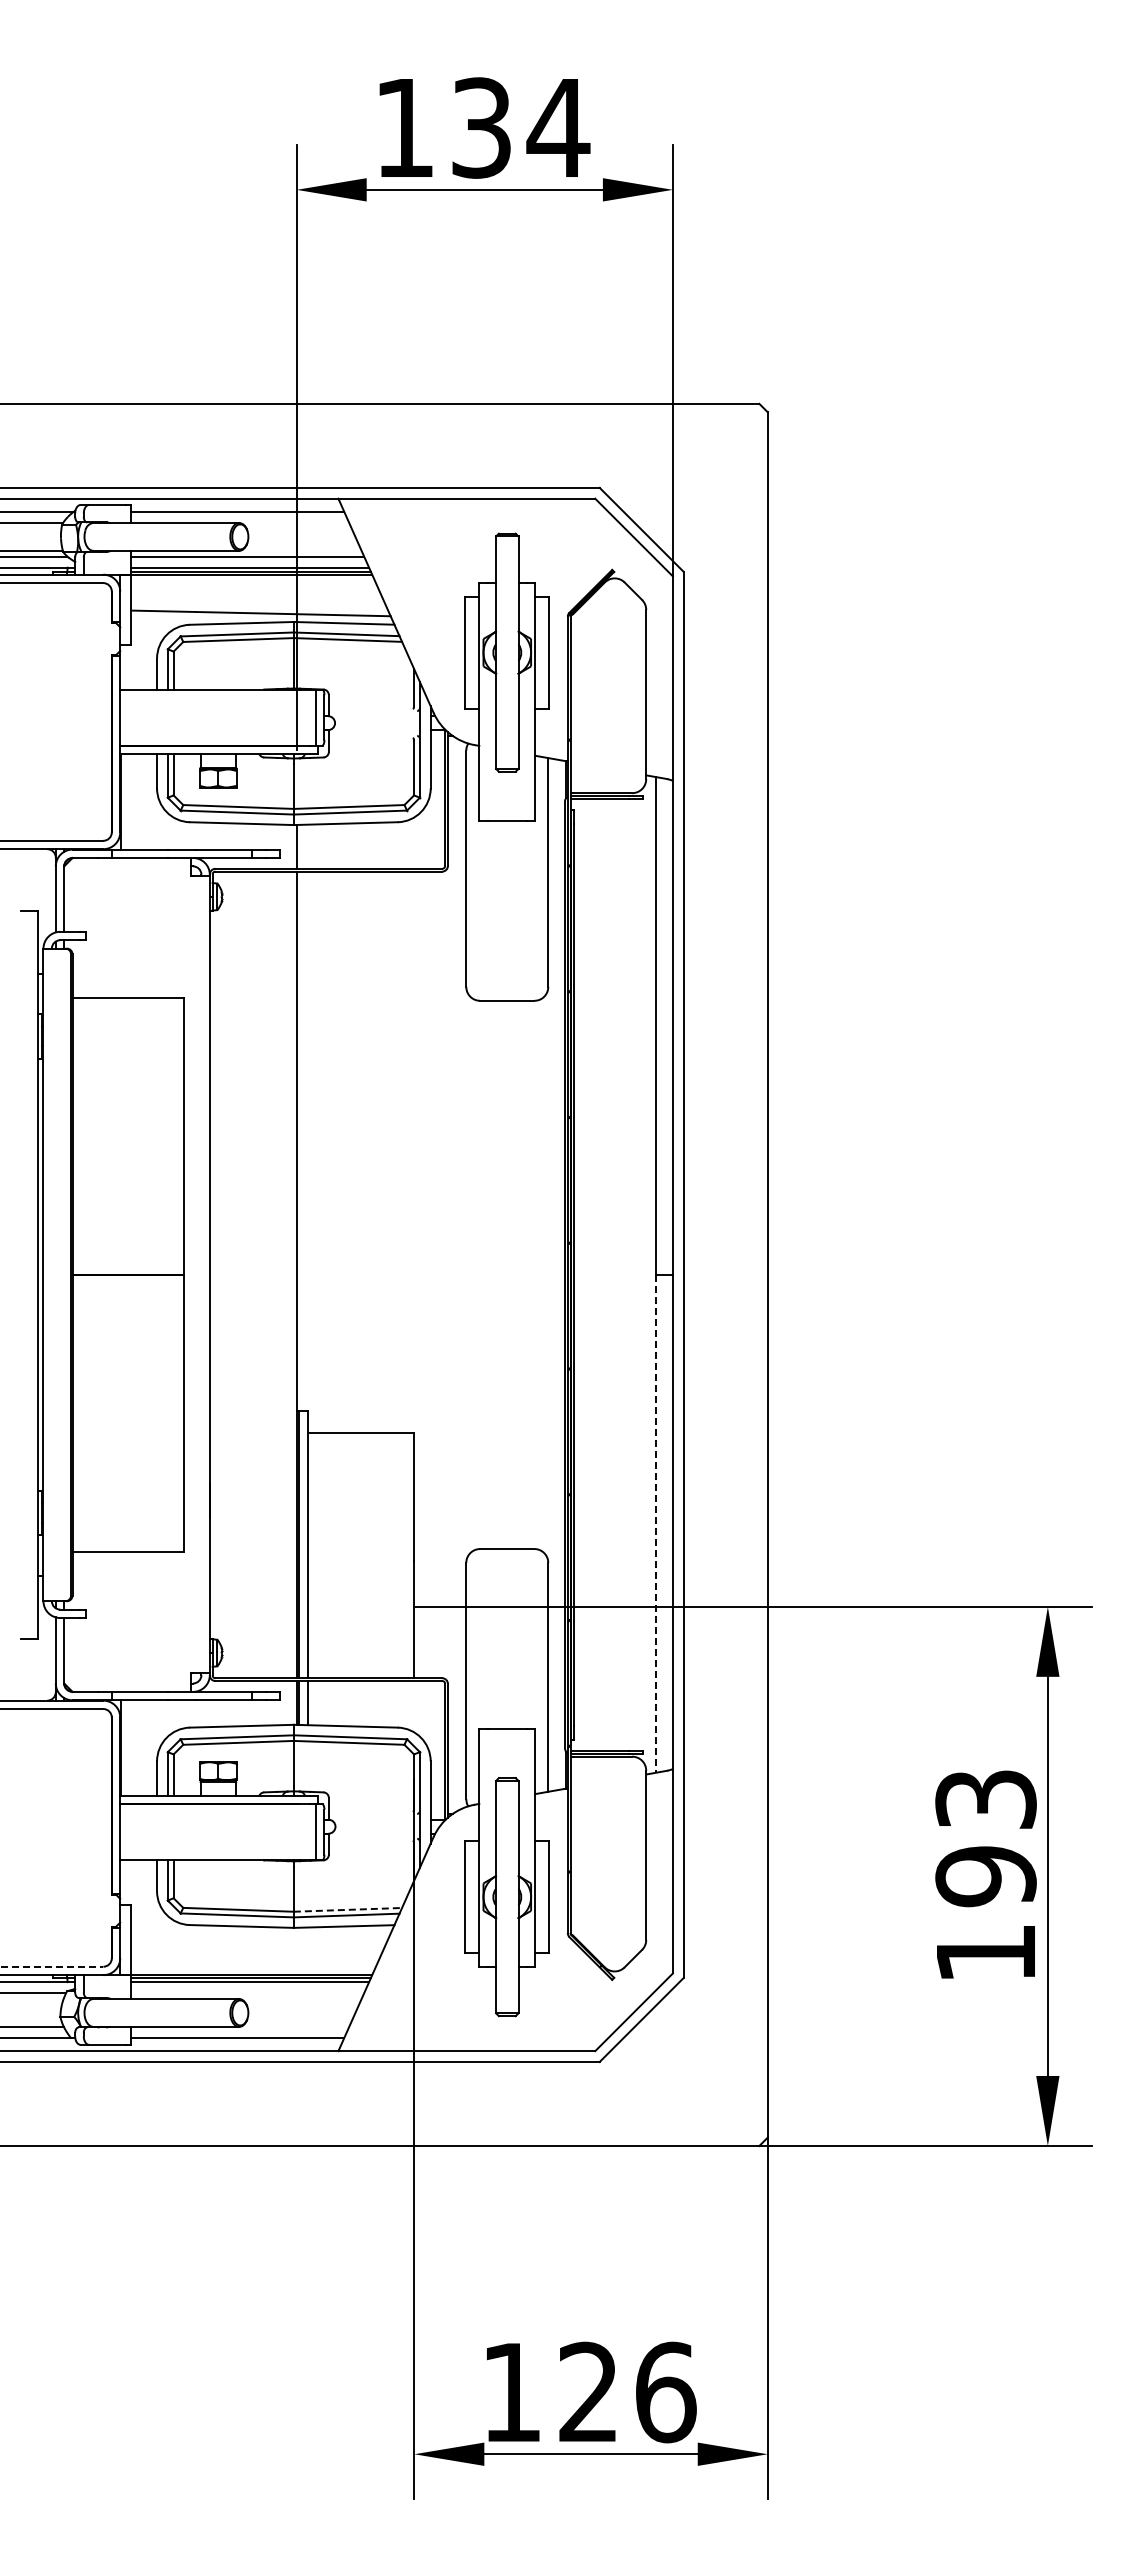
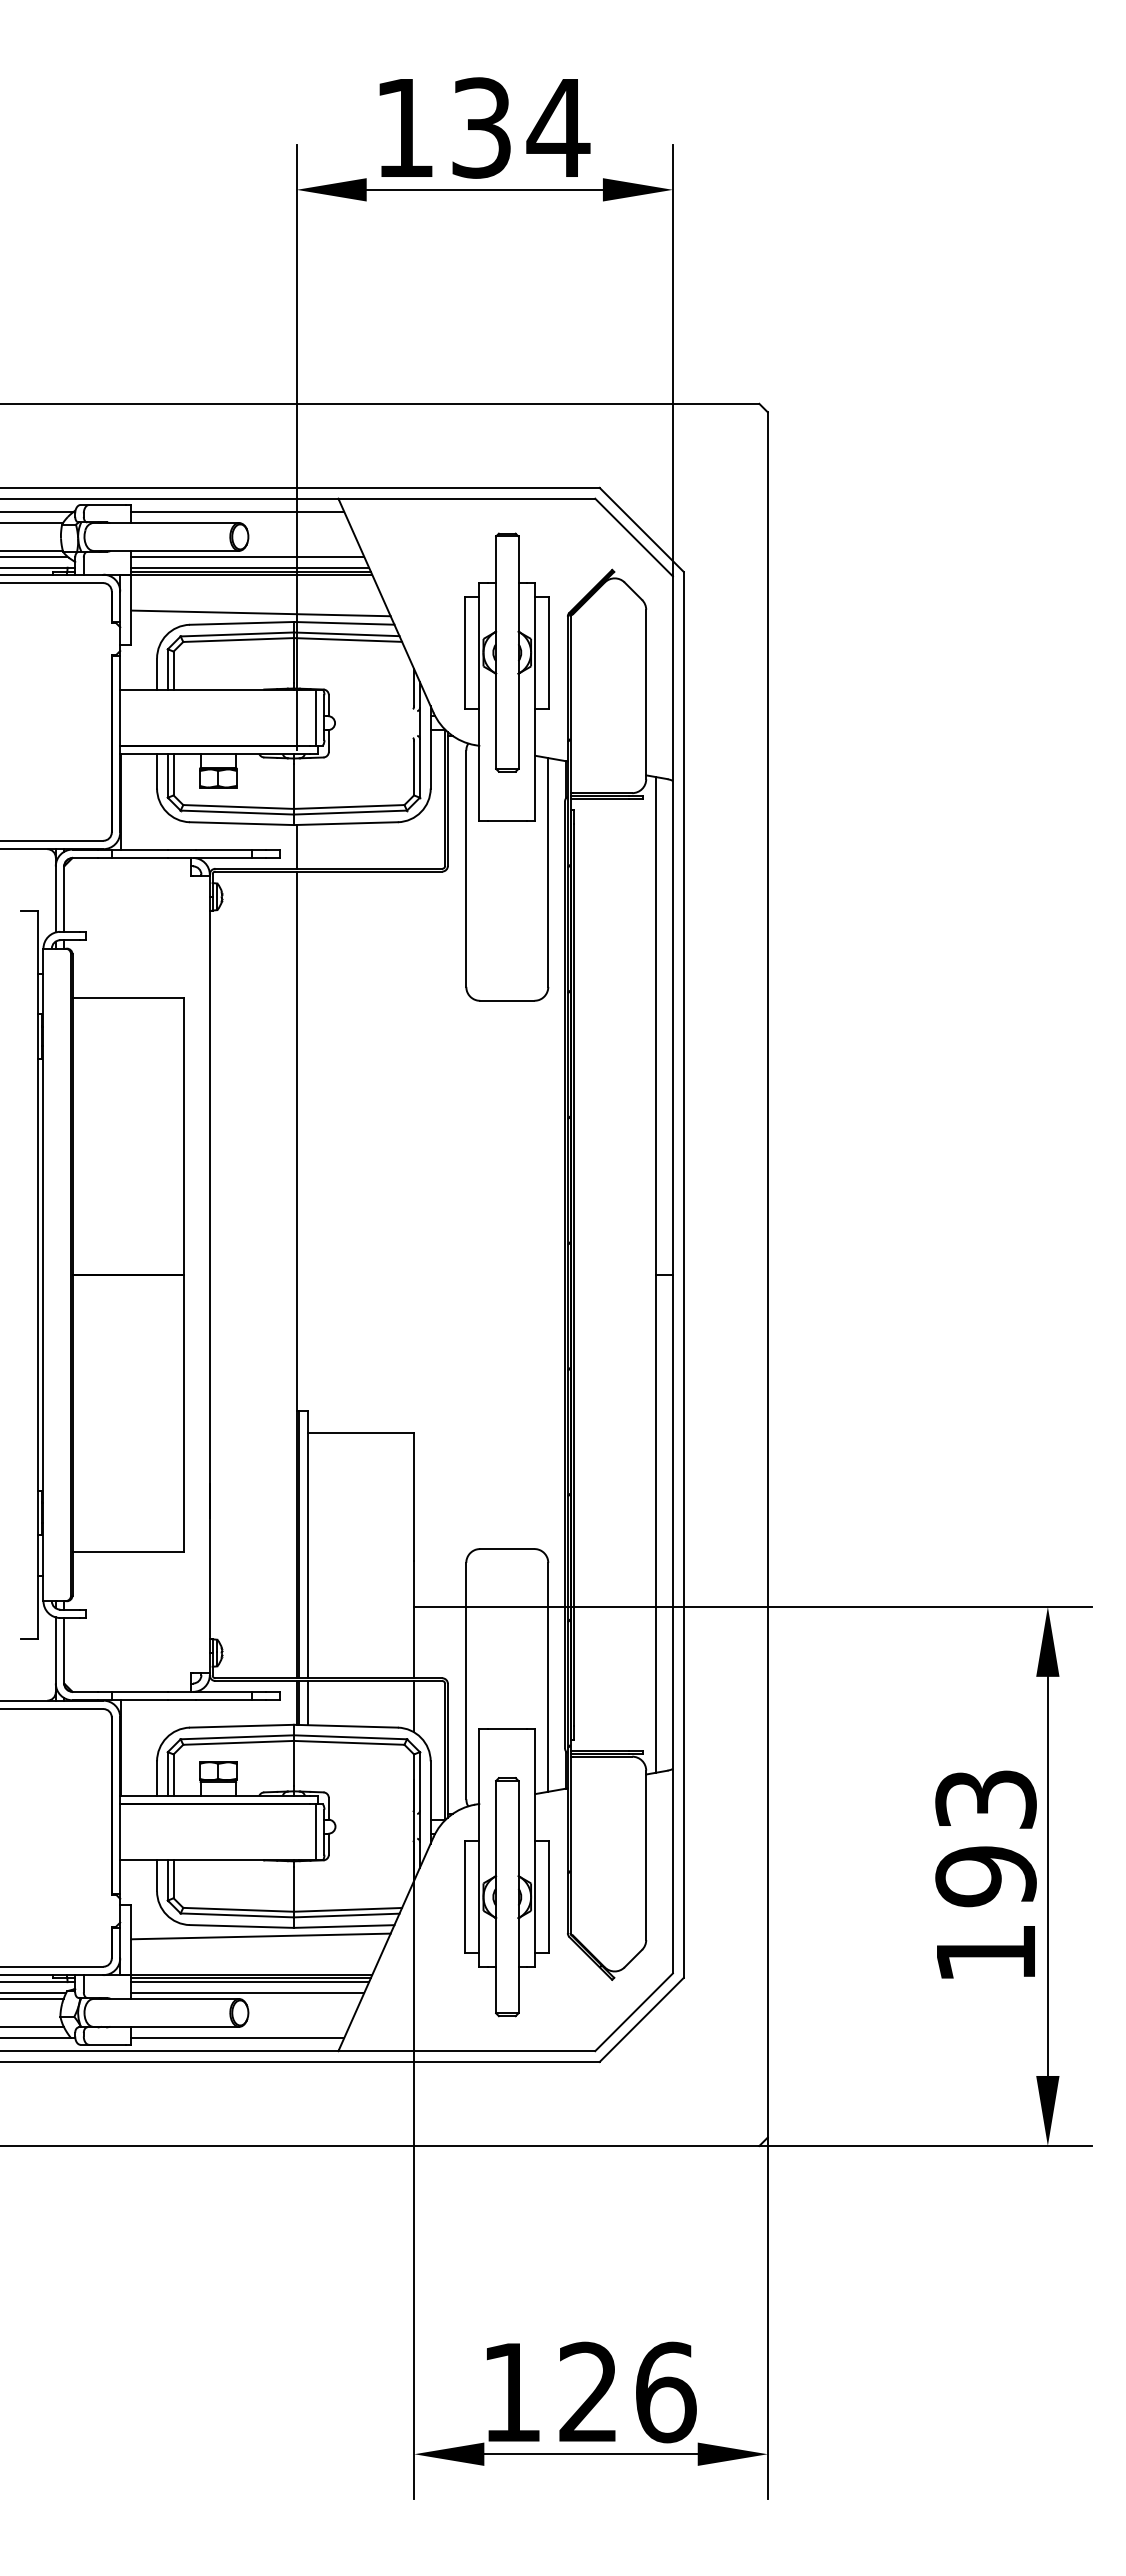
line: dashed -> solid (655, 1523)
line: none -> present (414, 1706)
line: dashed -> solid (348, 1909)
line: none -> present (260, 1936)
line: dashed -> solid (52, 1966)
line: none -> present (247, 1993)
line: none -> present (32, 1998)
